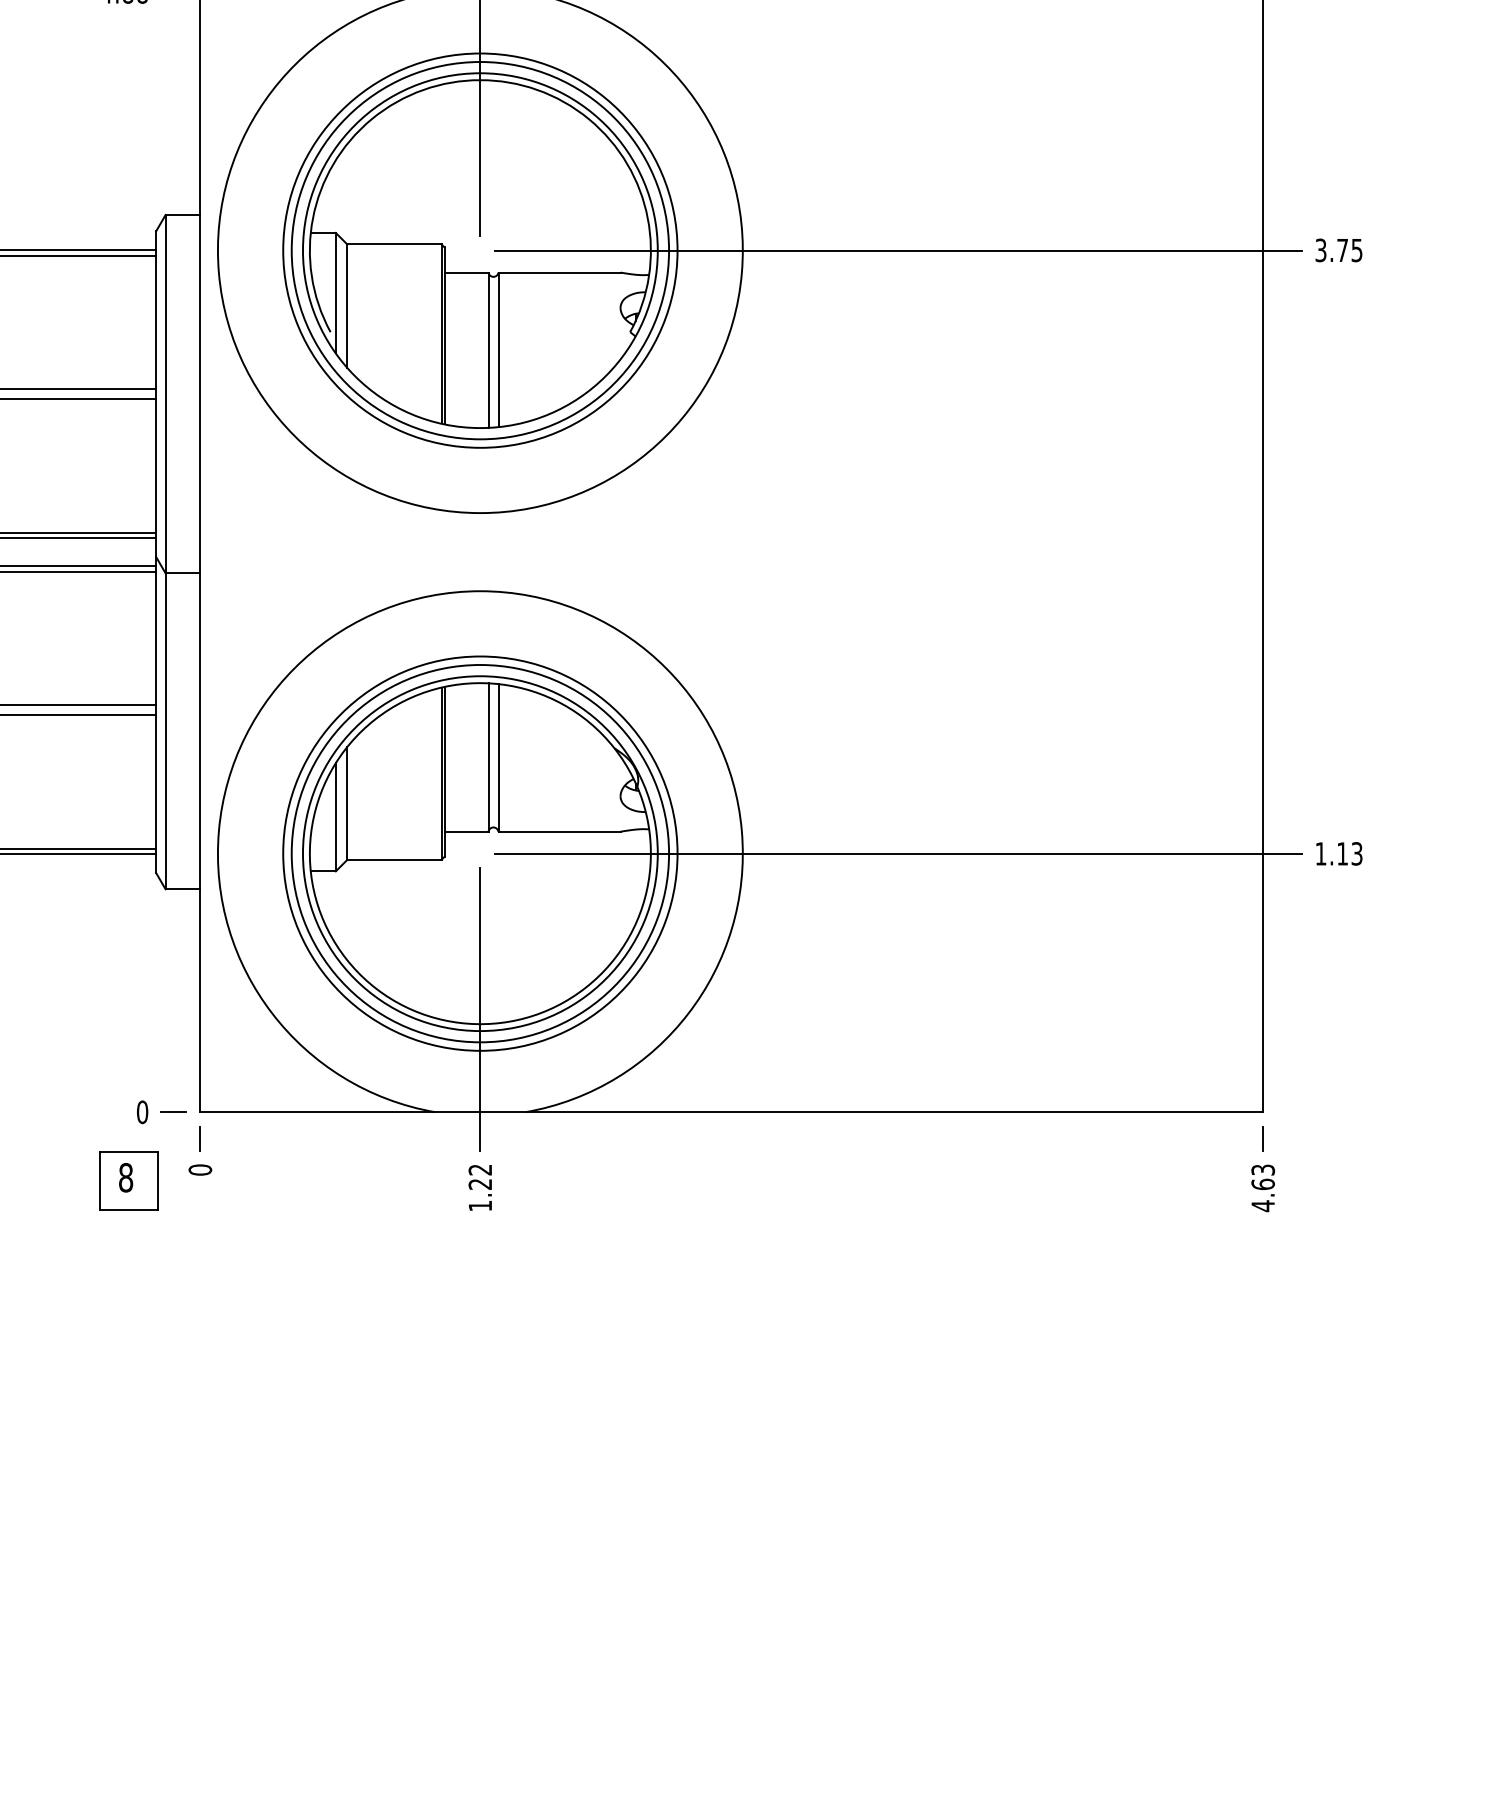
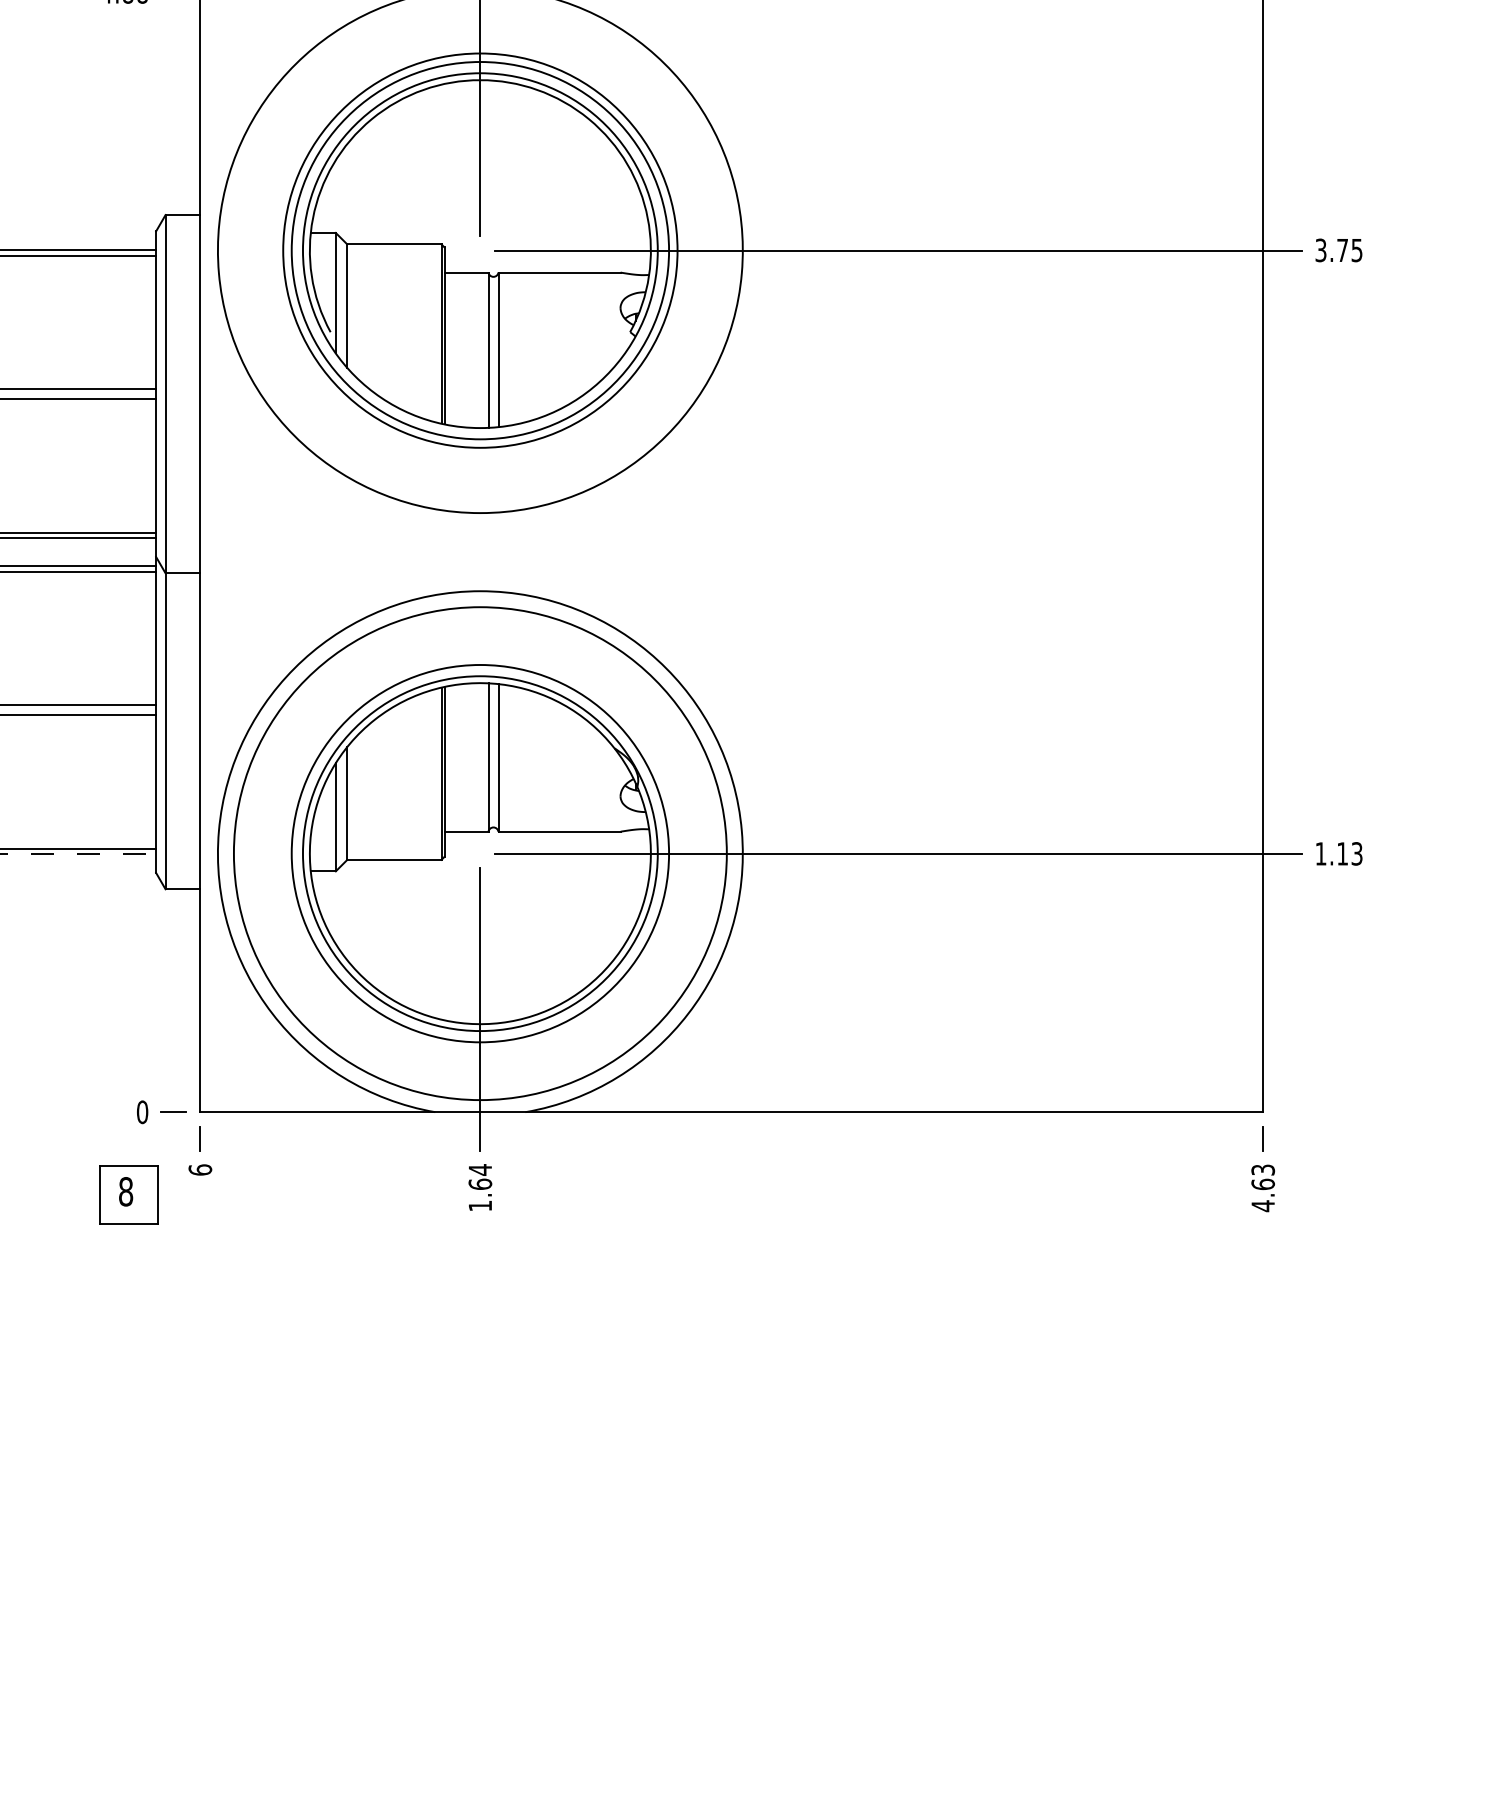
line: solid -> dashed (78, 853)
circle diameter: 394 px -> 493 px (479, 853)
text: 0 -> 6 (199, 1169)
text: 1.22 -> 1.64 (480, 1176)
part position: (128, 1180) -> (128, 1194) (128, 1194)
